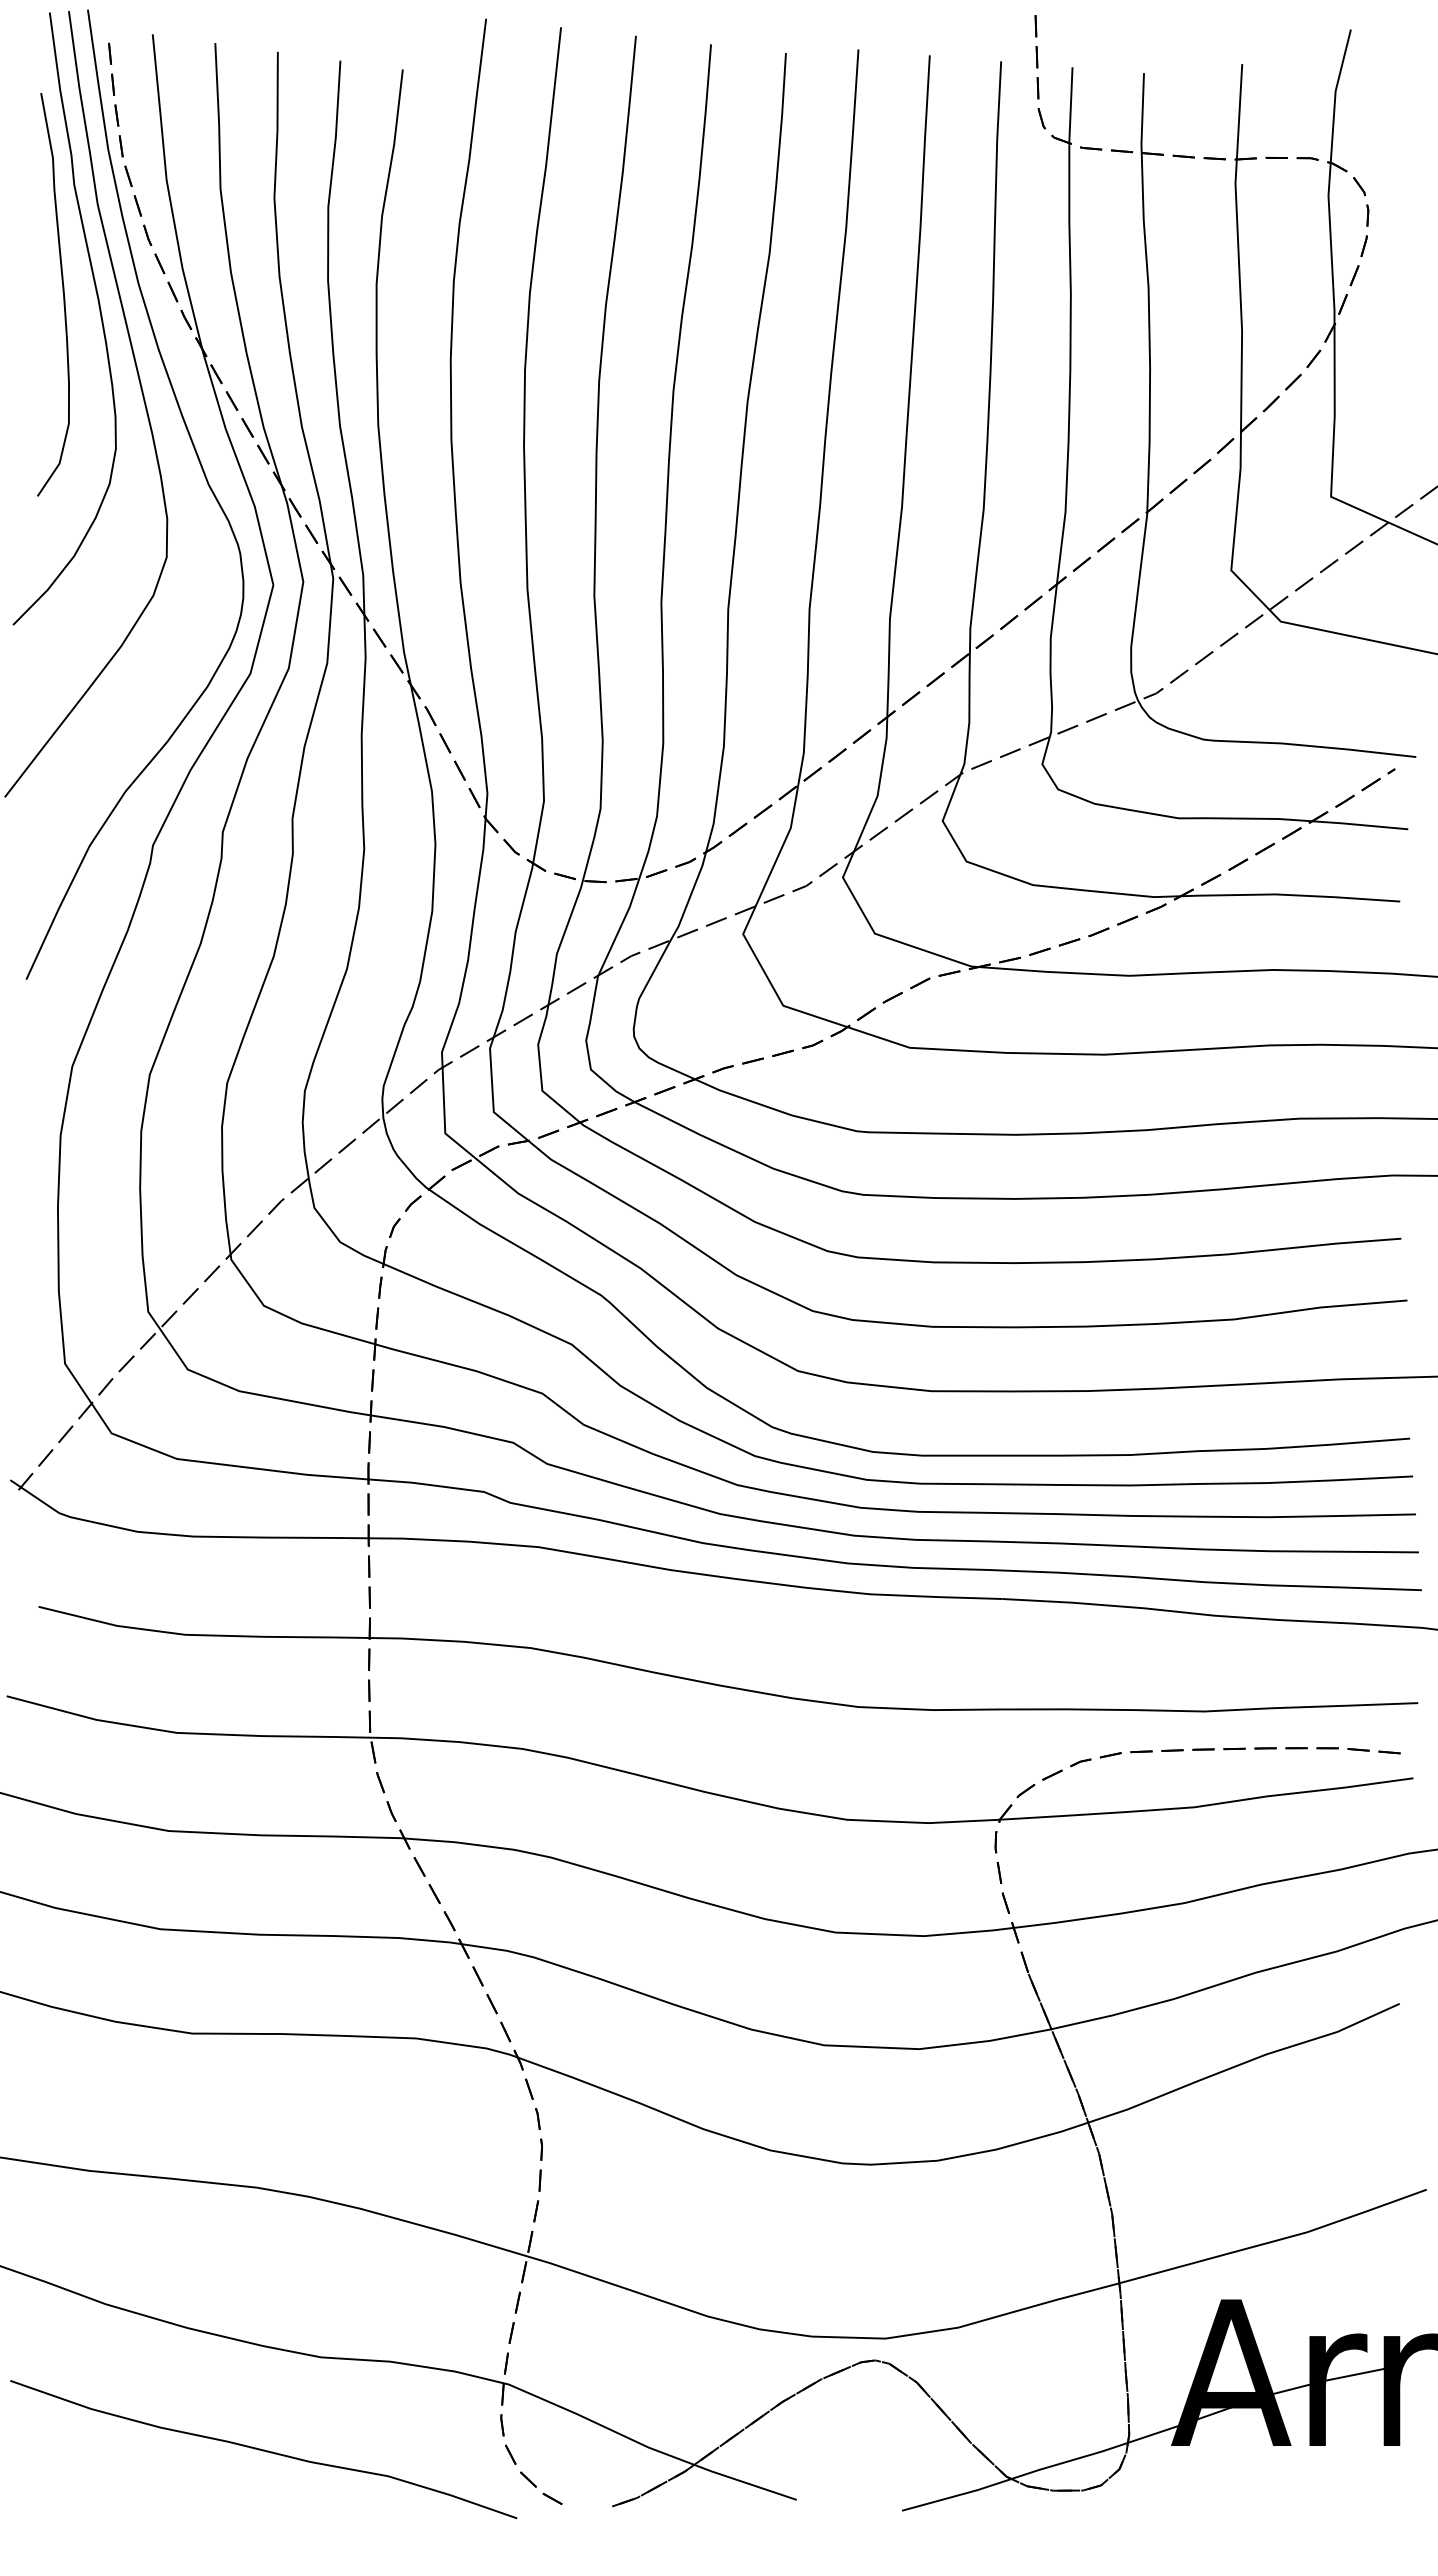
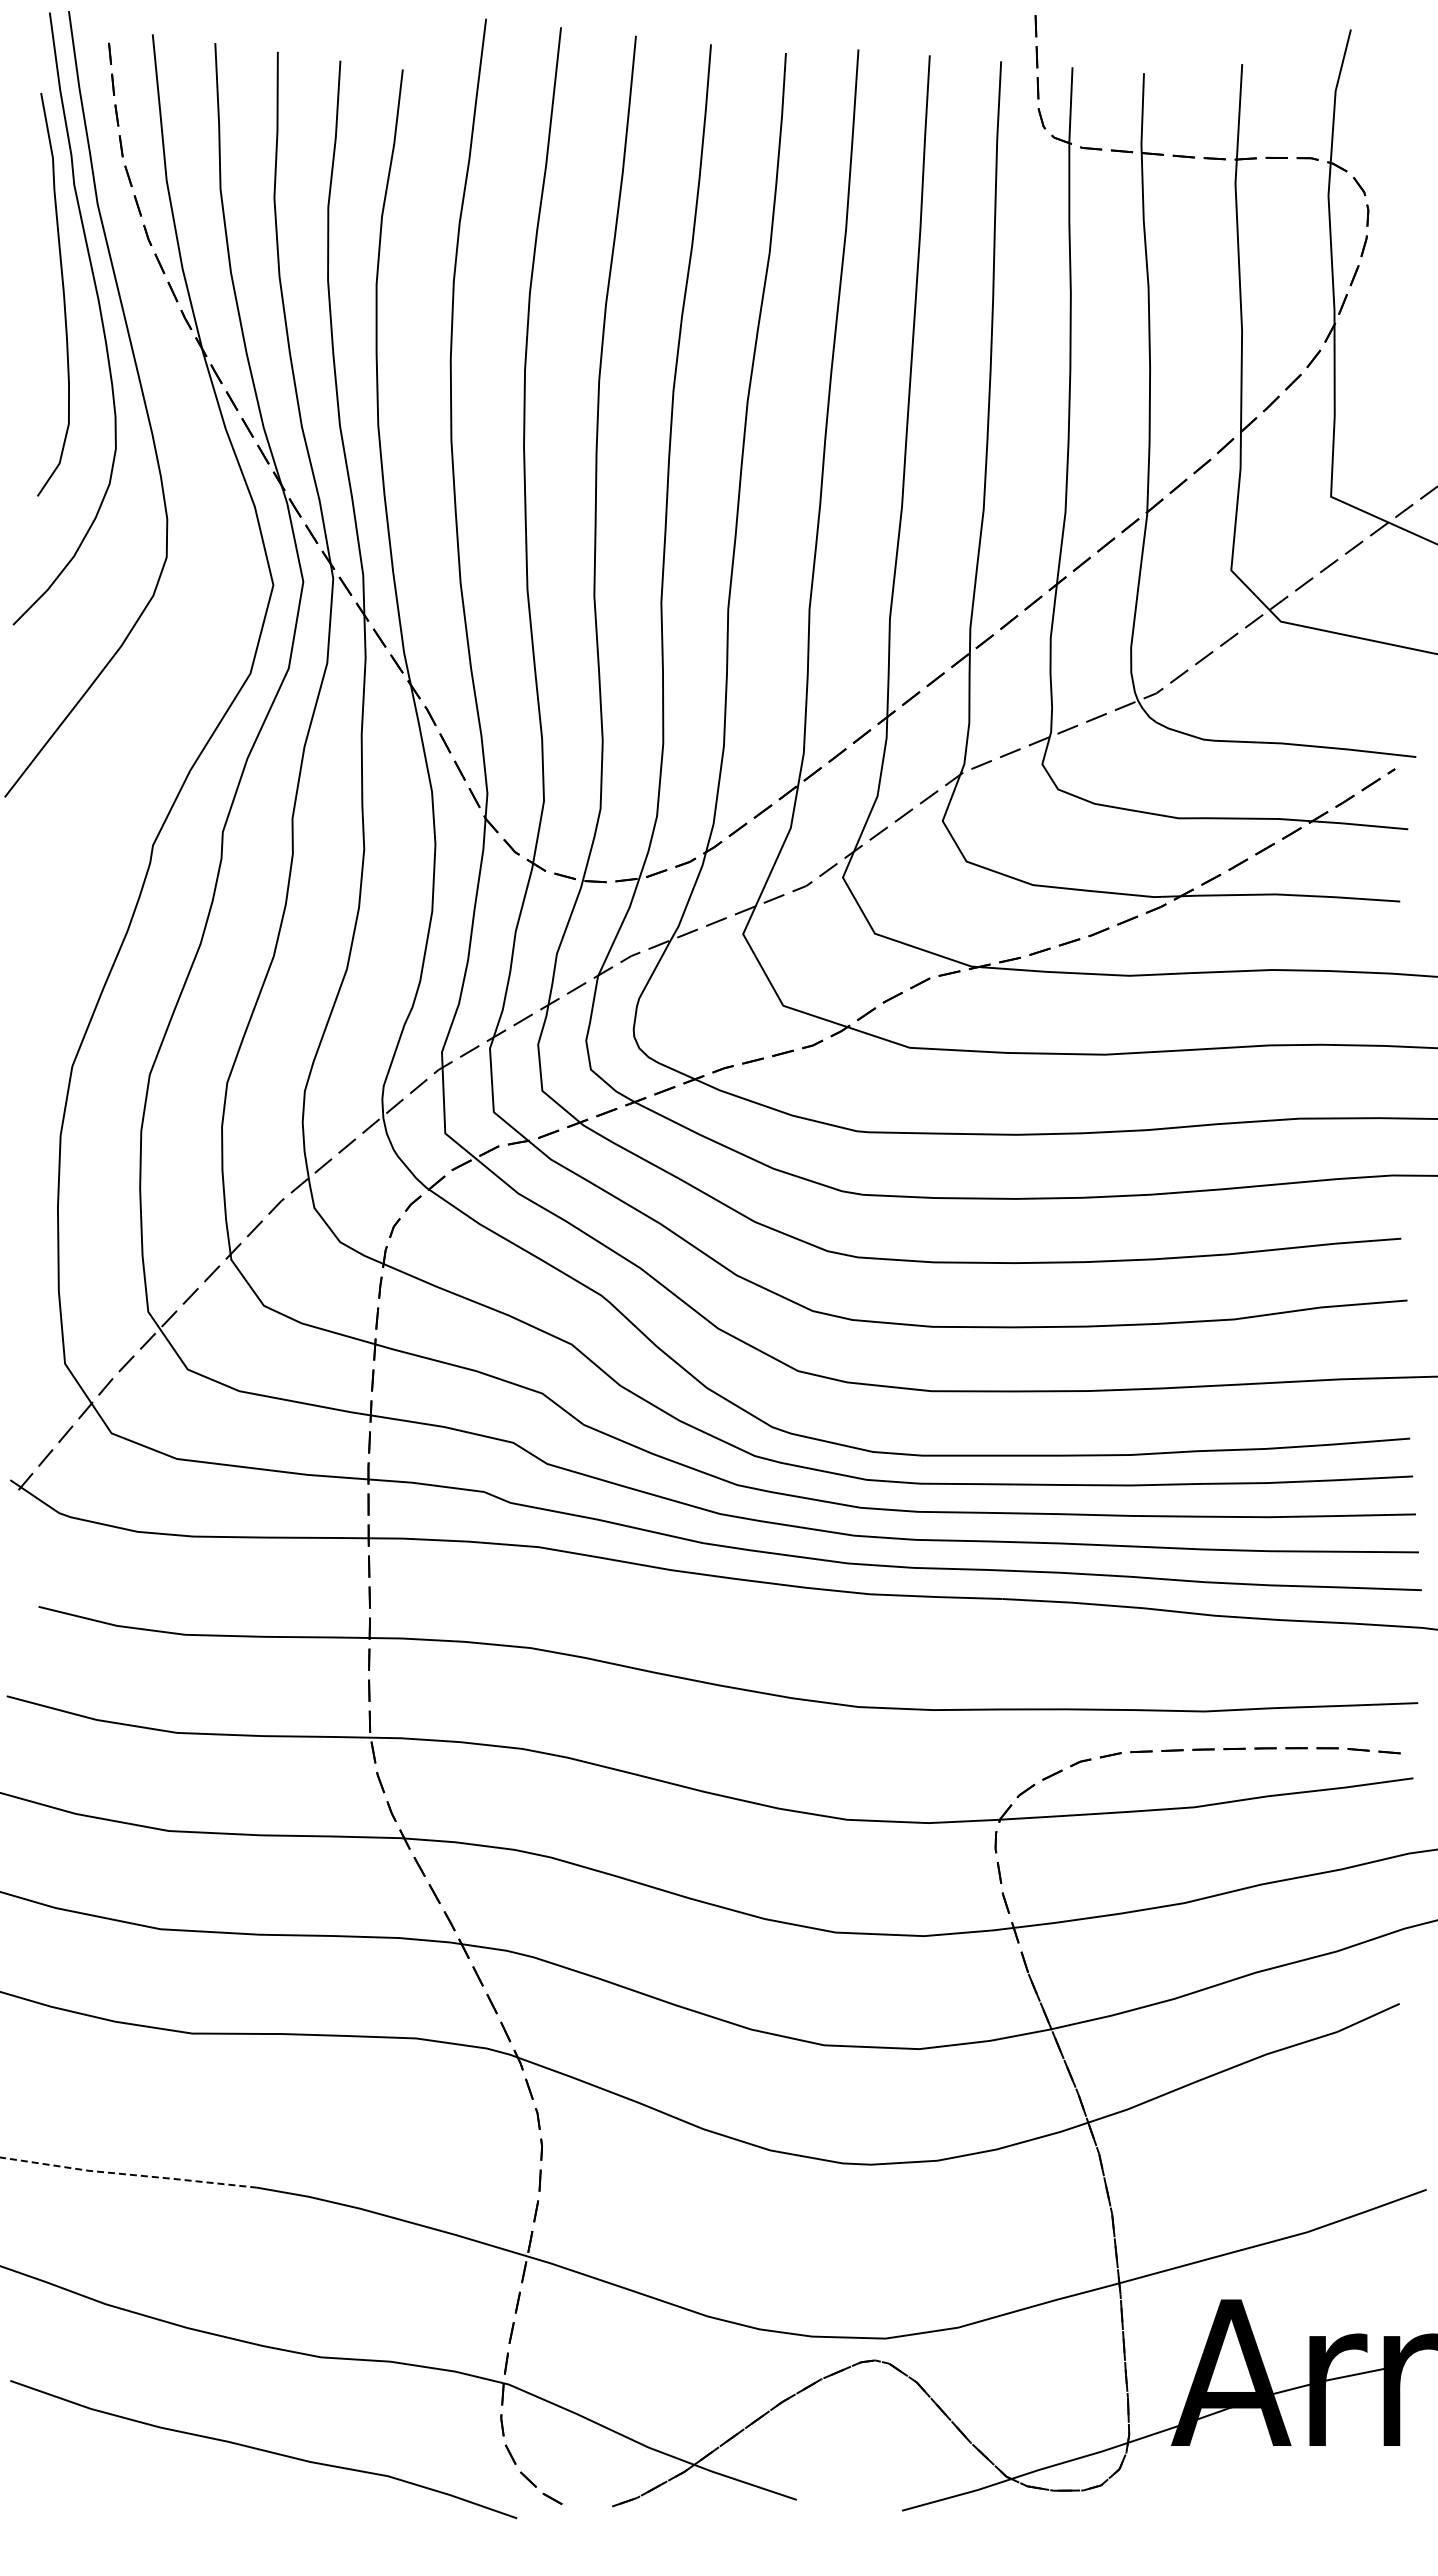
curve: present -> none (201, 469)
line: solid -> dashed (128, 2174)
